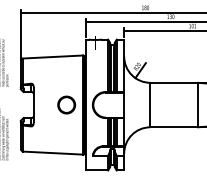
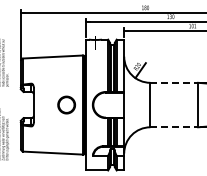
line: solid -> dashed (174, 82)
line: solid -> dashed (174, 127)
